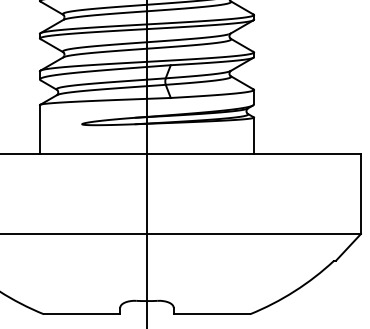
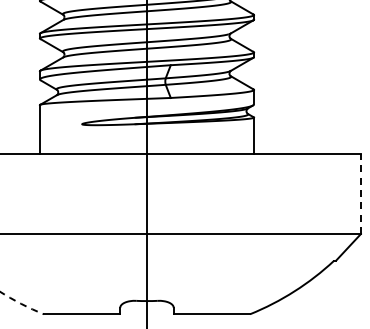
line: solid -> dashed (360, 193)
arc: solid -> dashed (21, 303)
